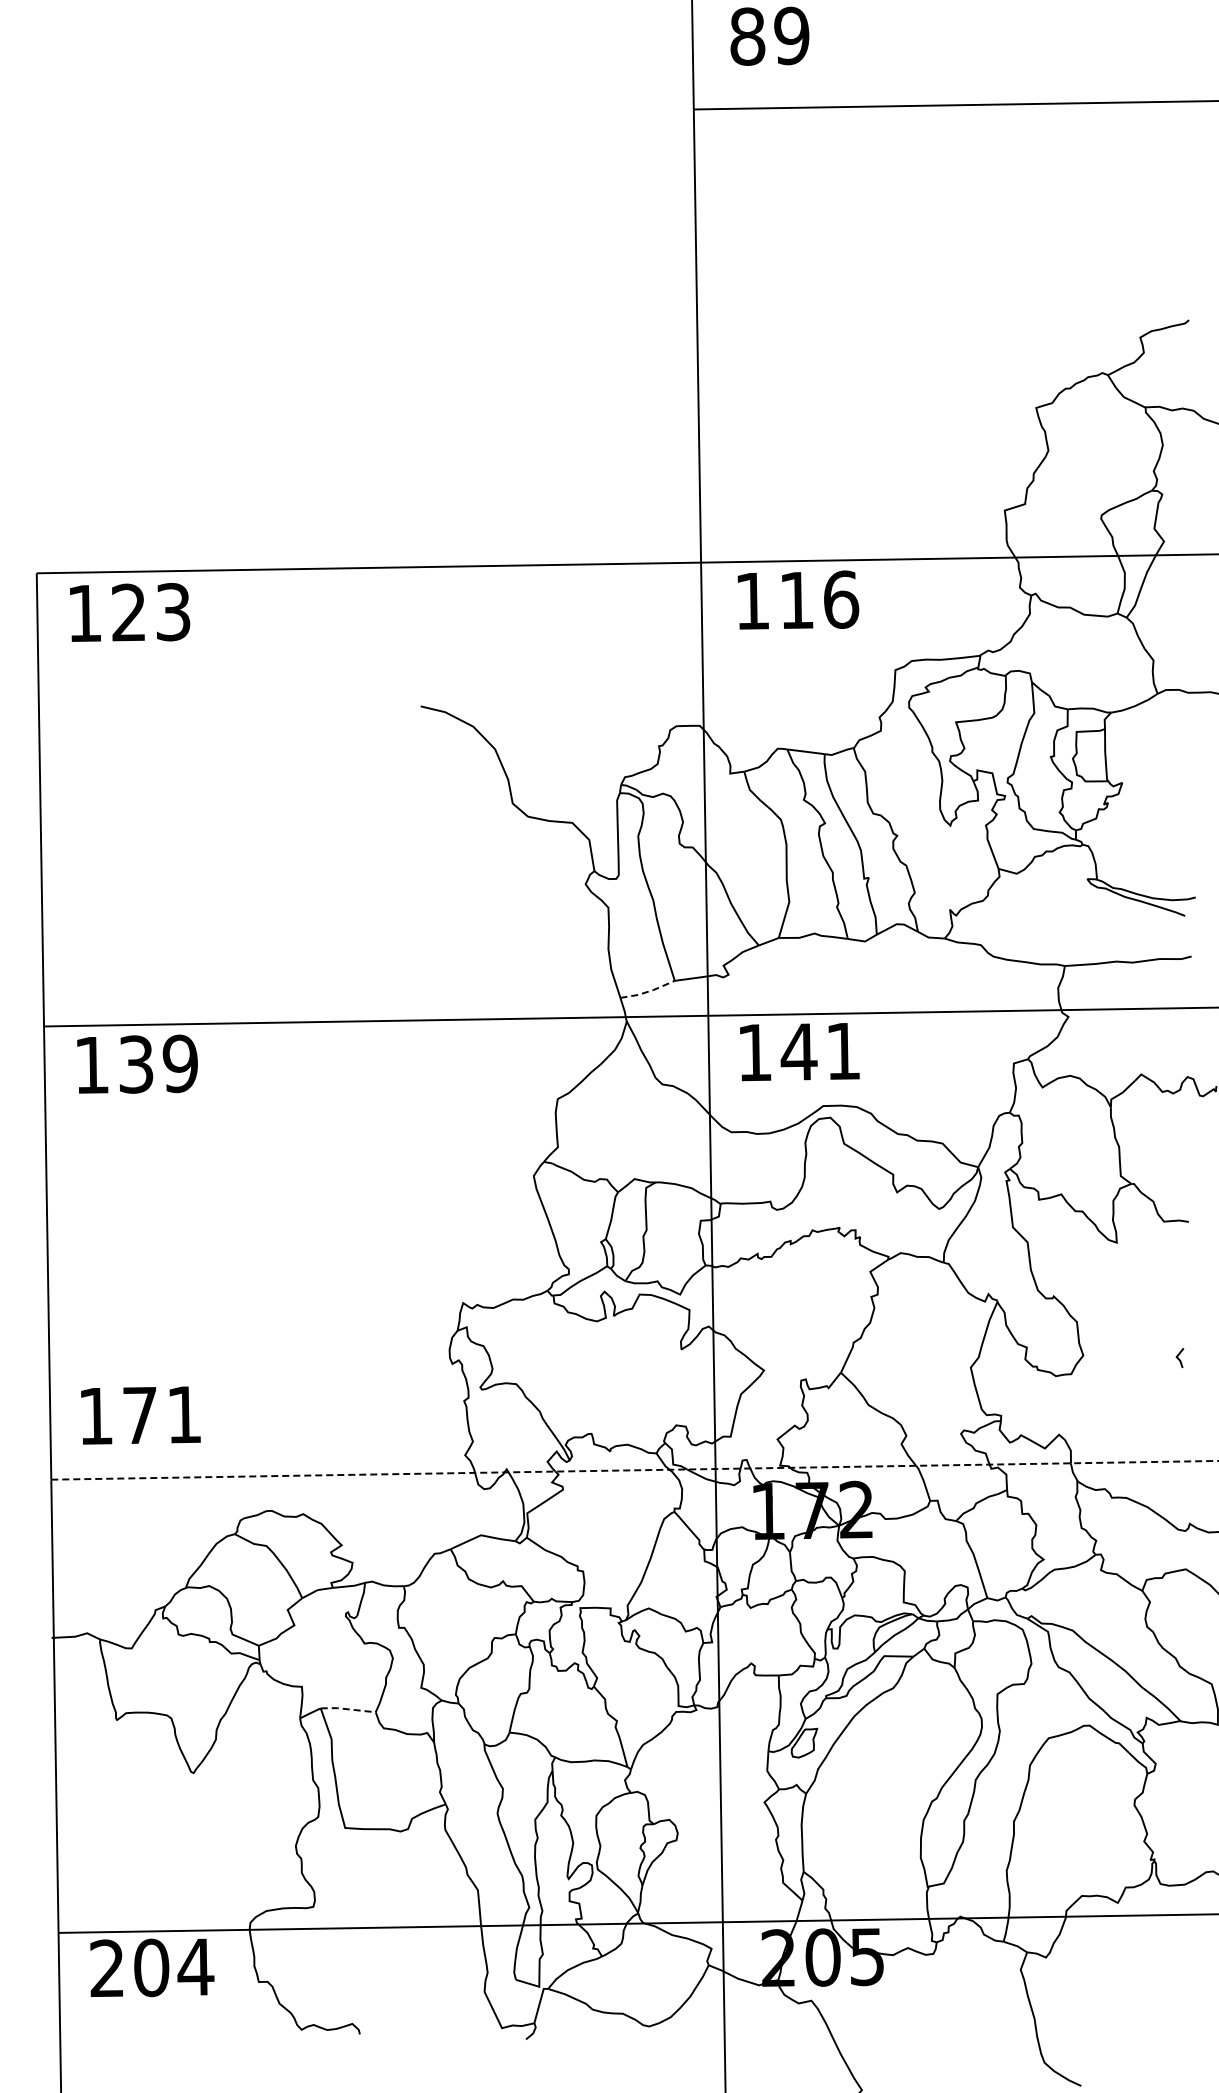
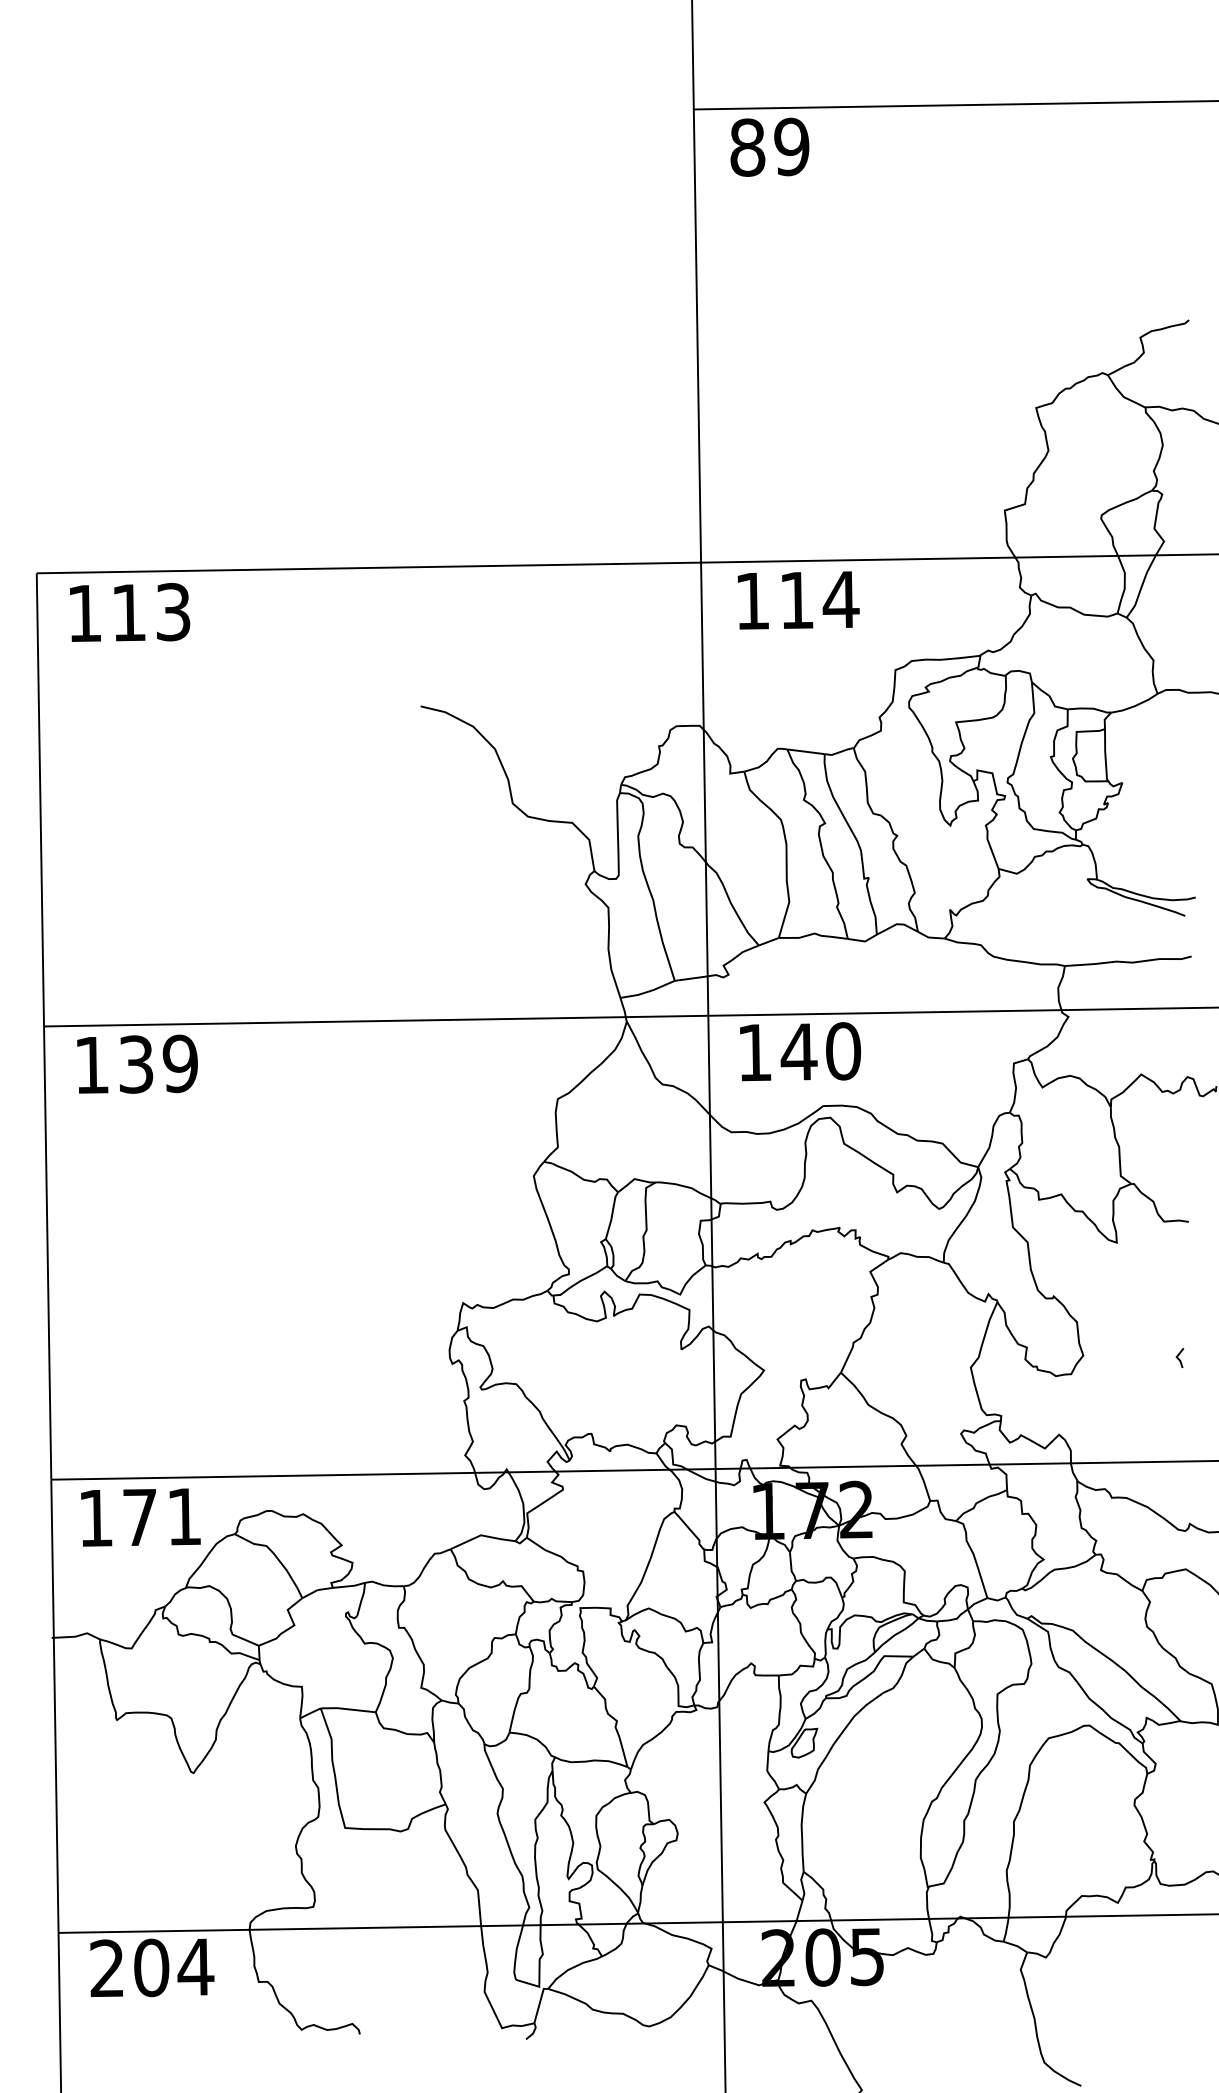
text position: (769, 35) -> (769, 146) (769, 146)
text: 116 -> 114 (840, 599)
text: 123 -> 113 (128, 612)
line: dashed -> solid (648, 991)
text: 141 -> 140 (843, 1051)
text position: (140, 1415) -> (140, 1517) (140, 1517)
line: dashed -> solid (635, 1470)
line: dashed -> solid (348, 1709)
